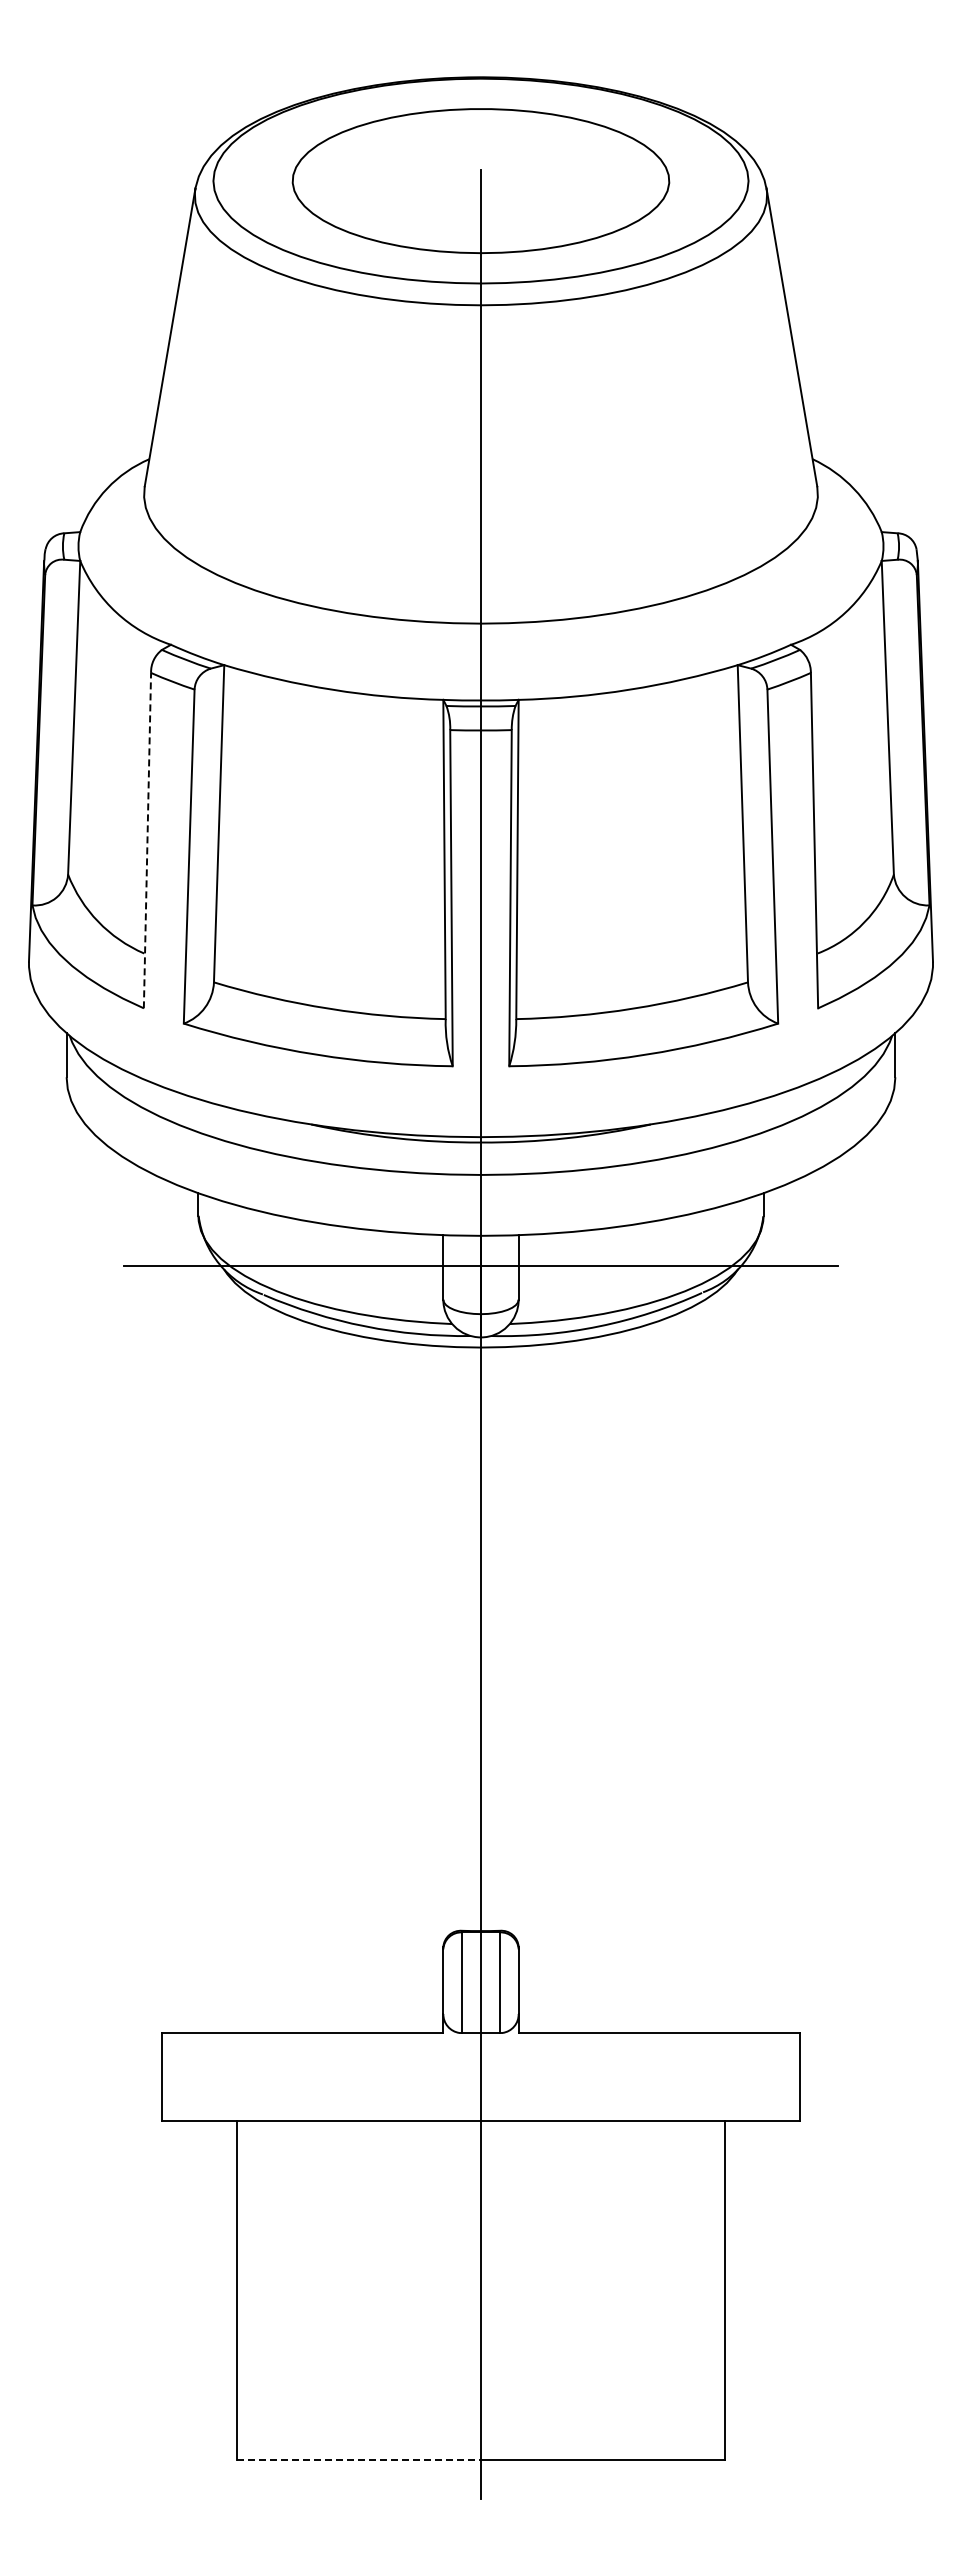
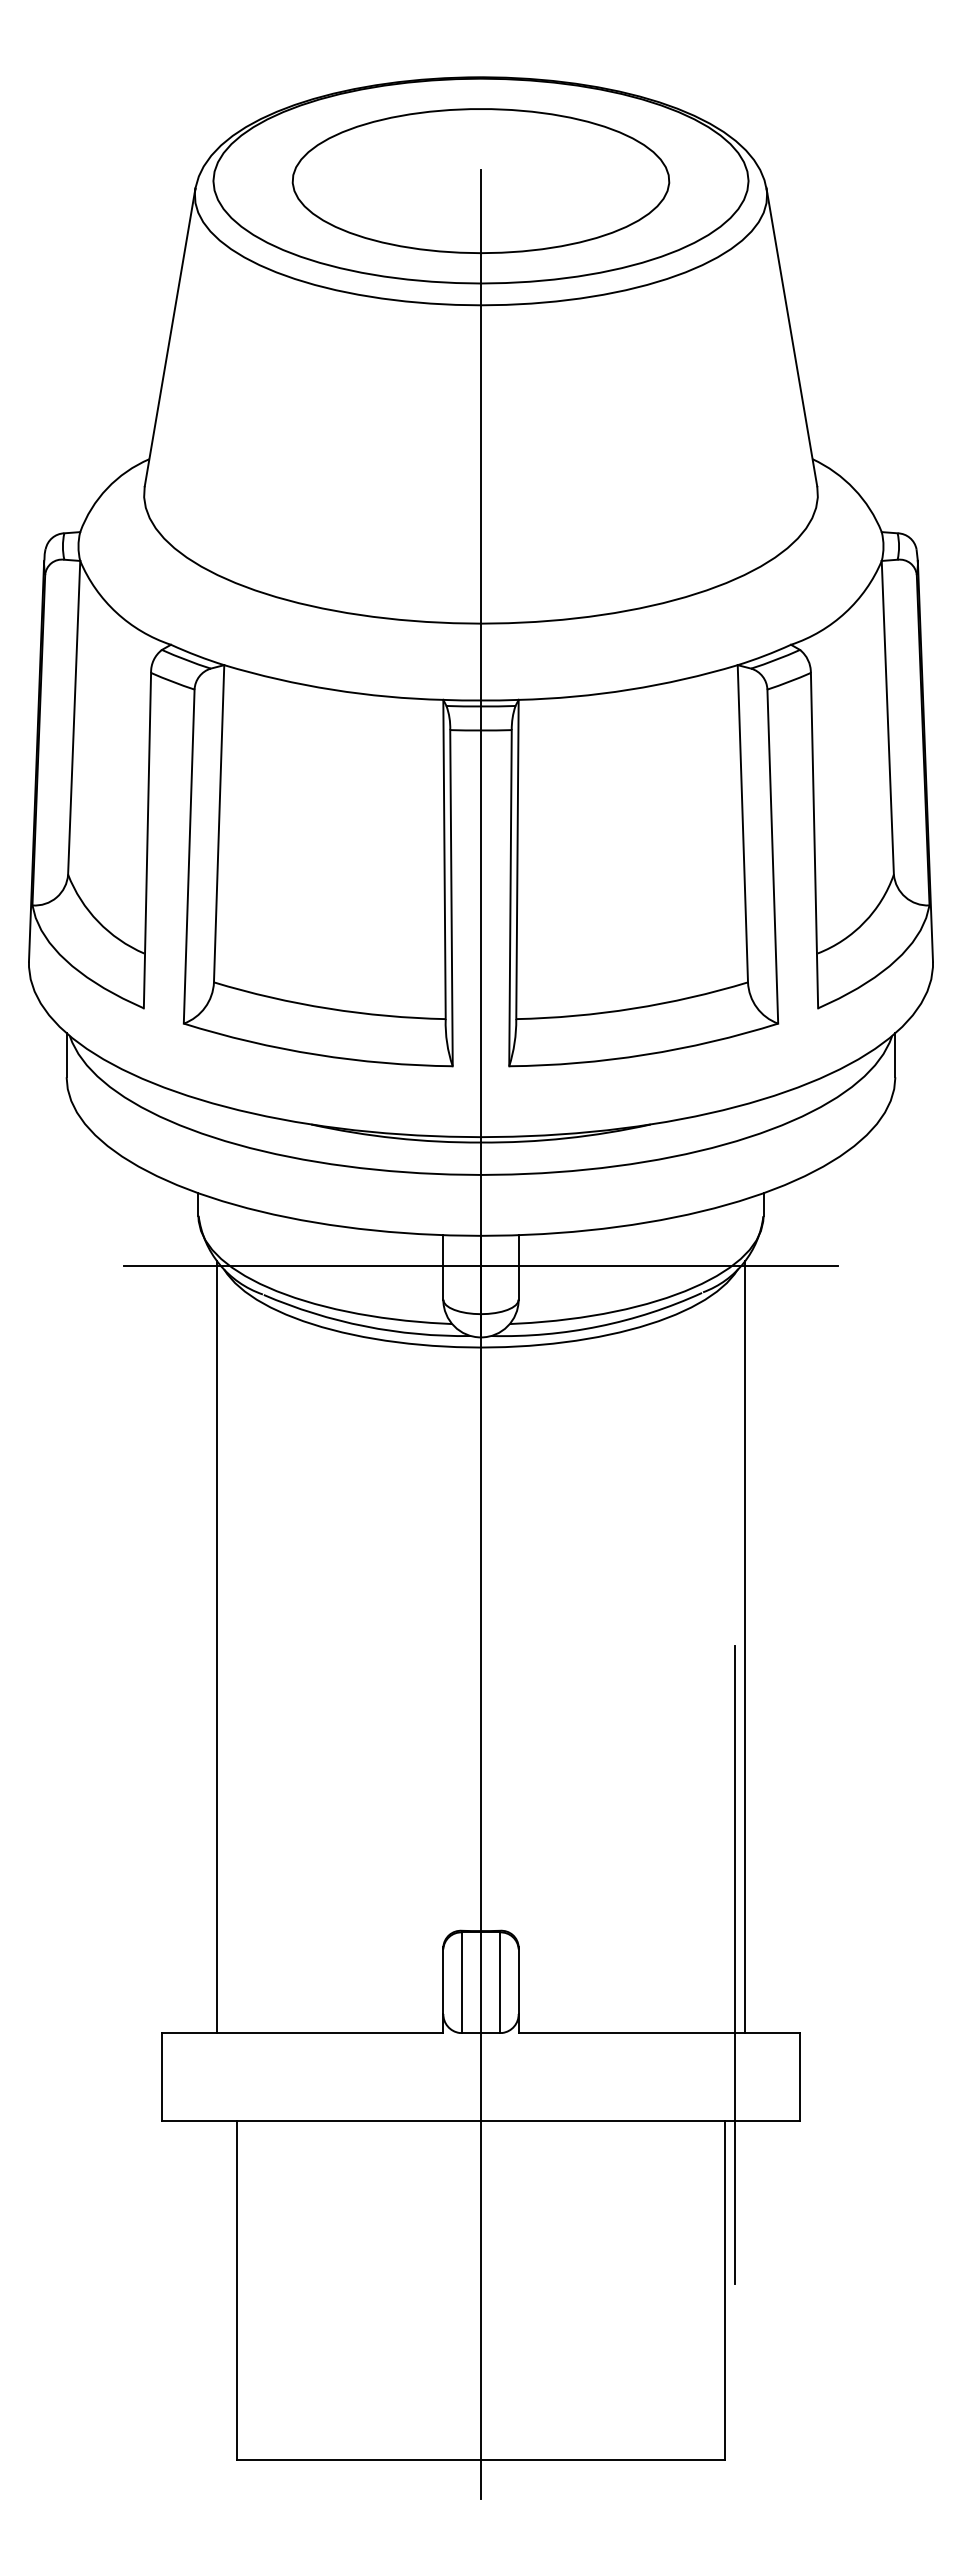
line: dashed -> solid (147, 840)
line: none -> present (217, 1647)
line: none -> present (744, 1647)
line: none -> present (734, 1965)
line: dashed -> solid (359, 2459)
